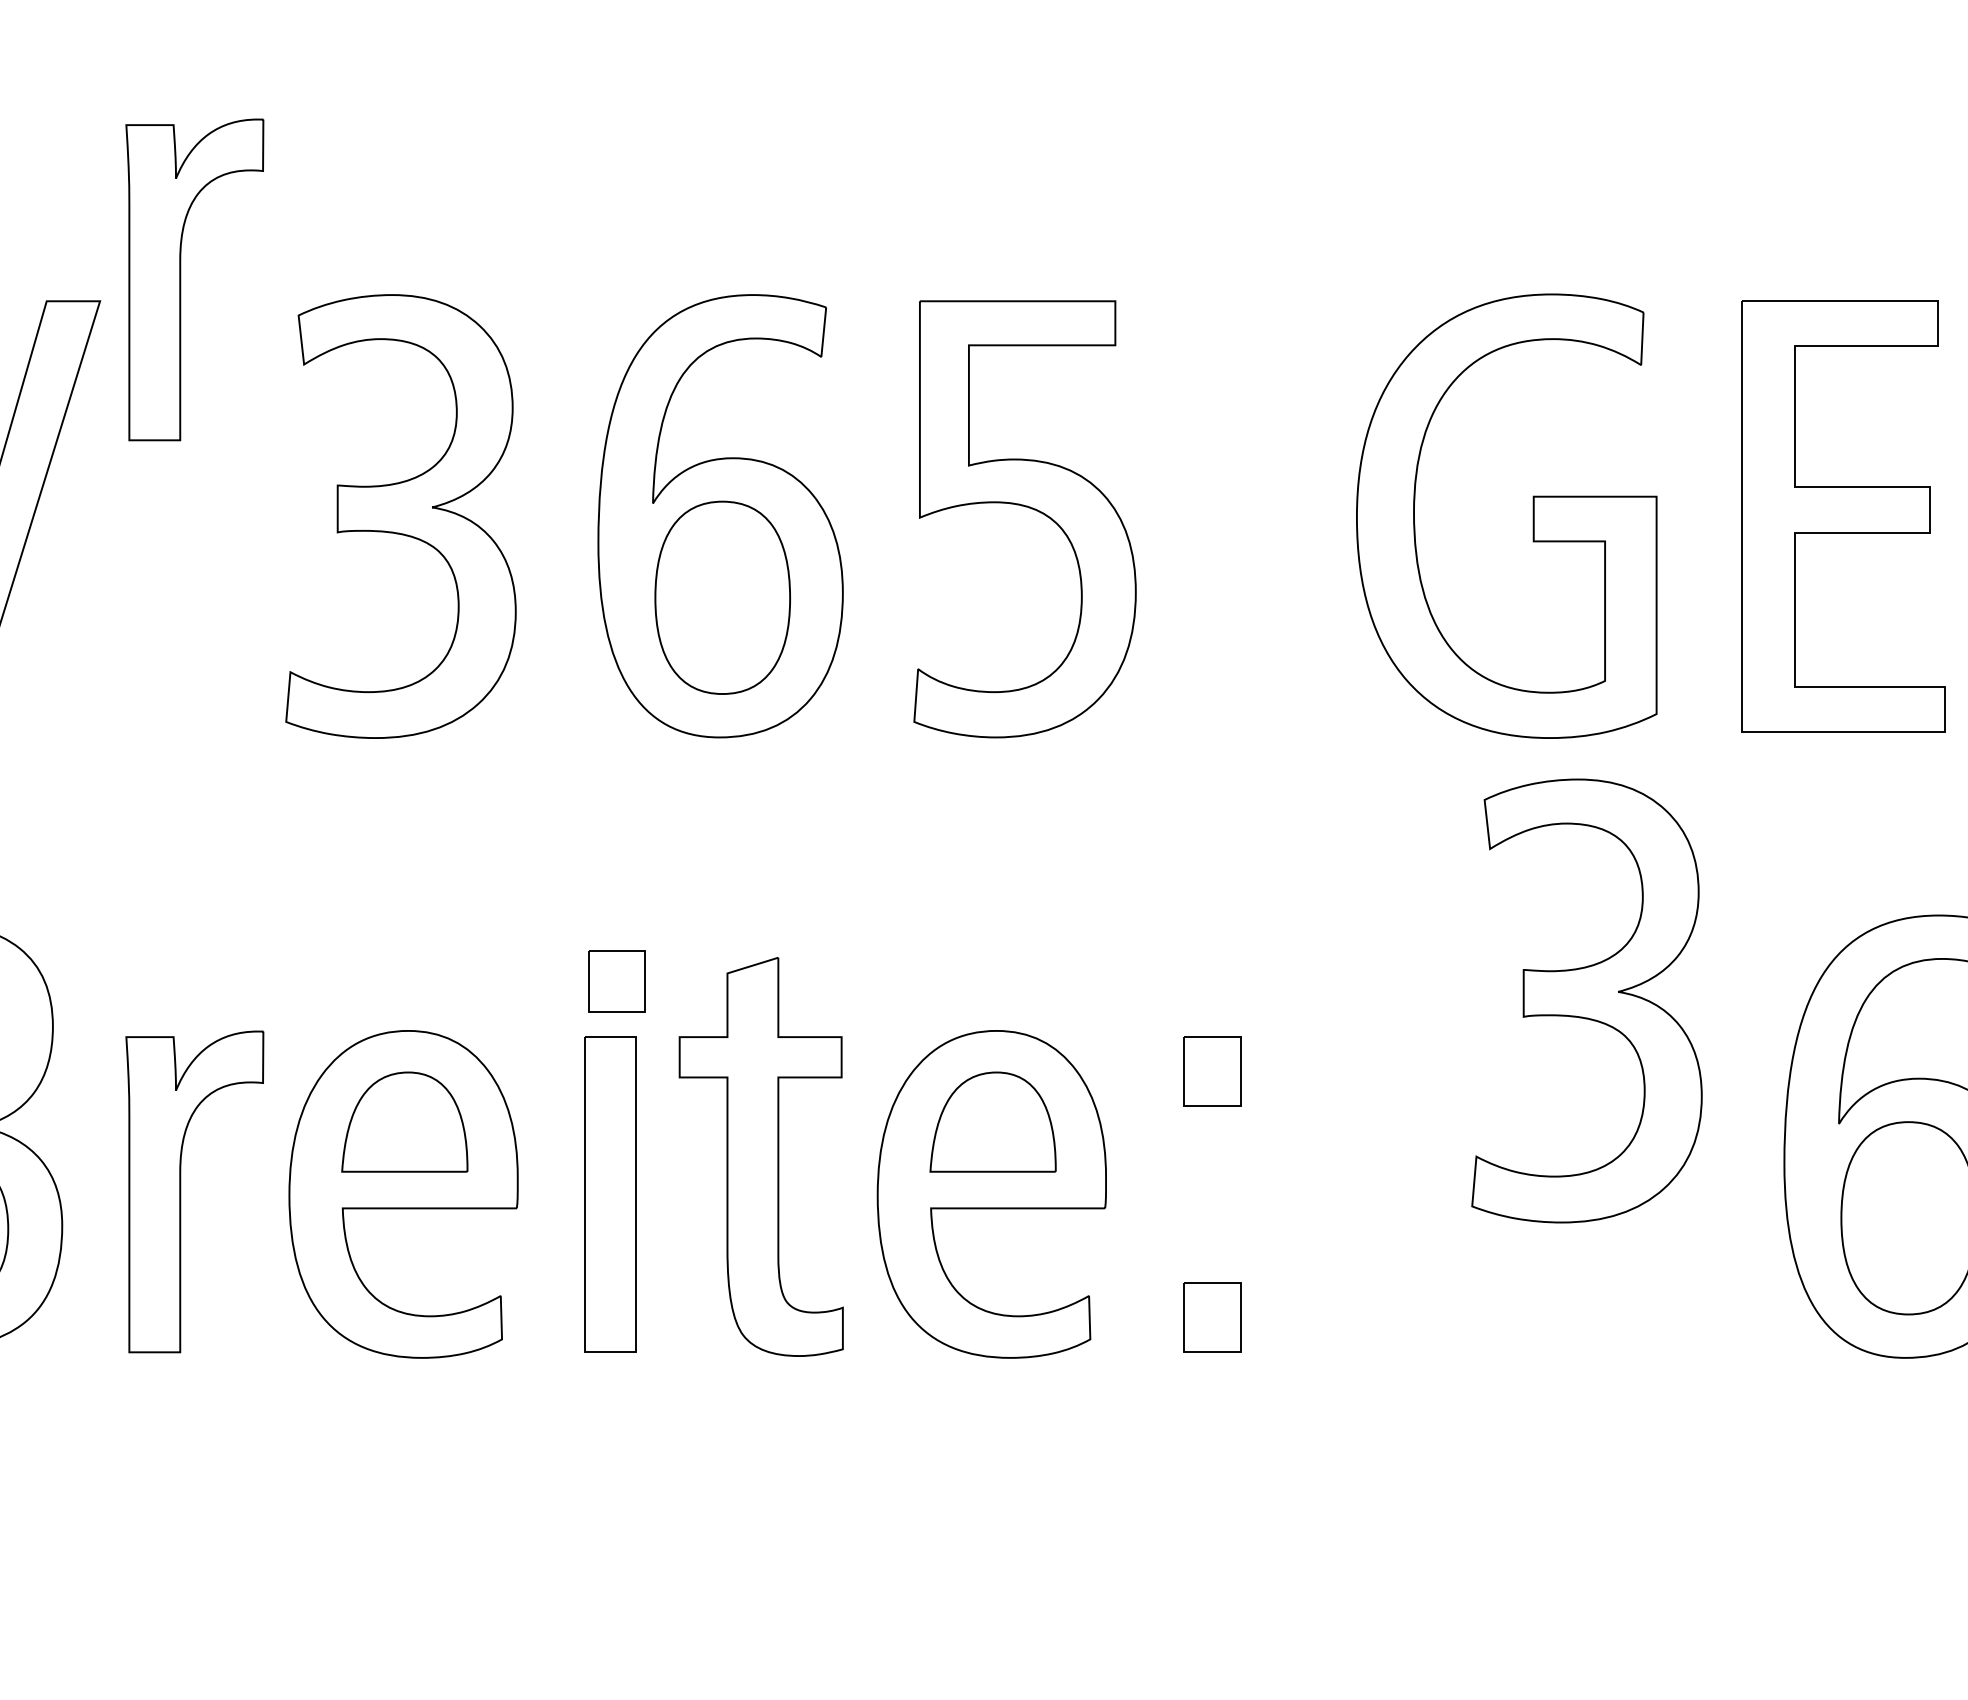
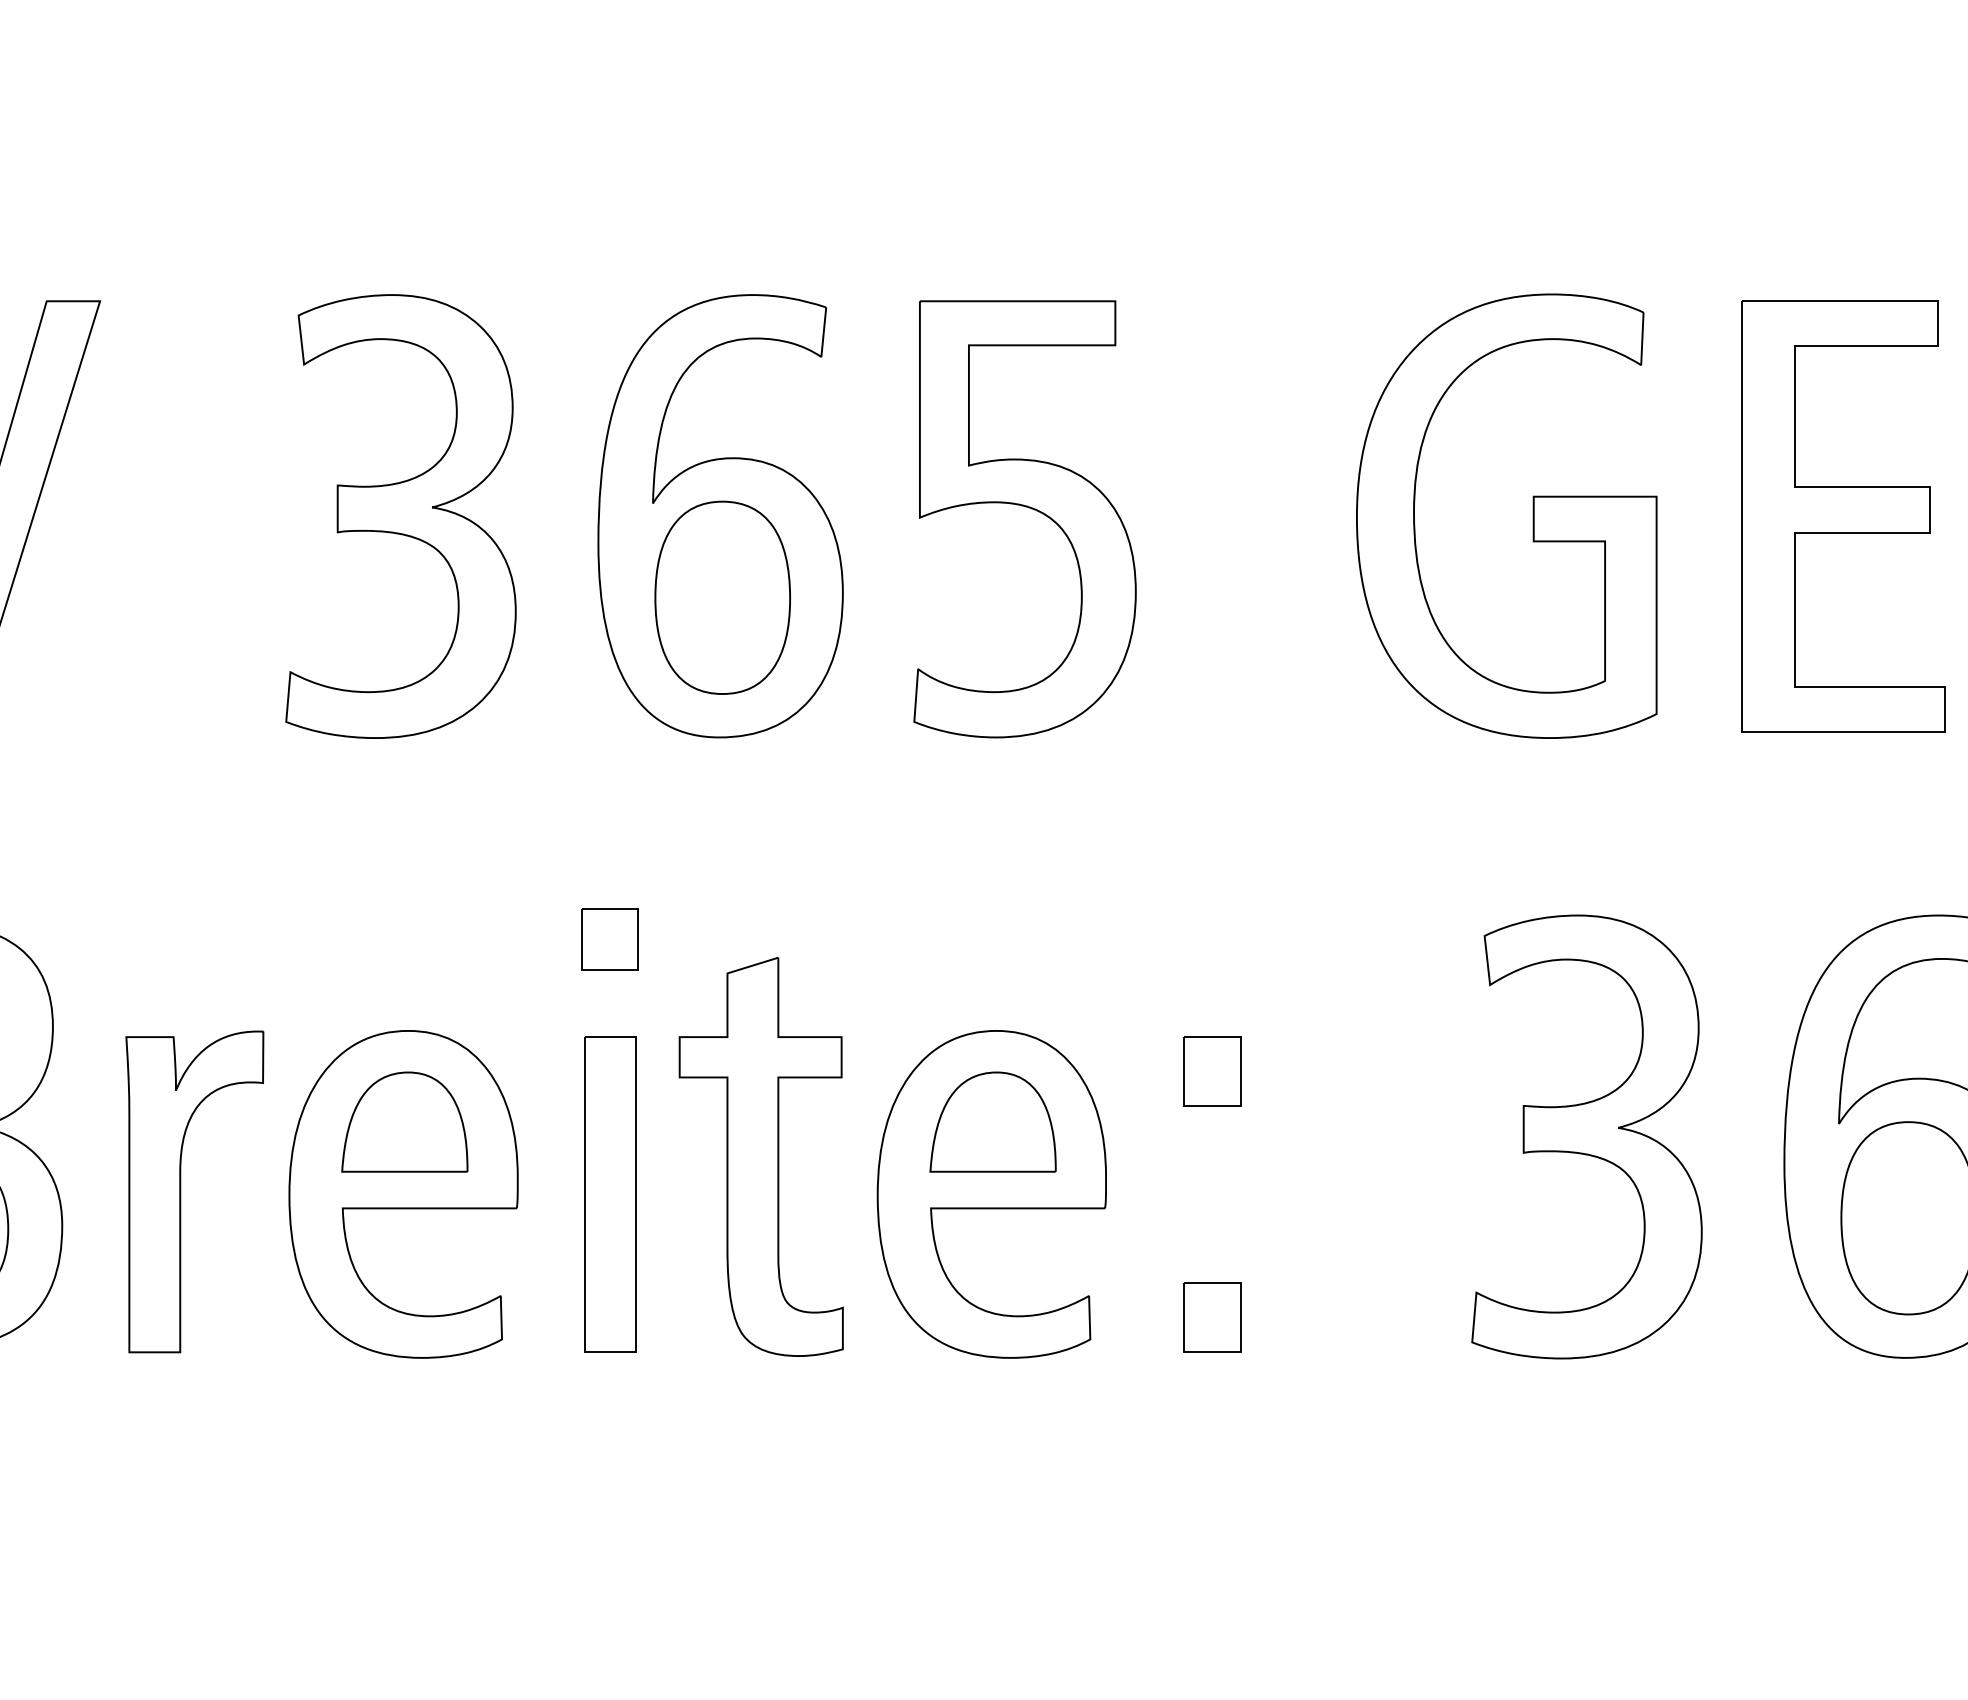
part: present -> none (181, 279)
part position: (616, 981) -> (609, 939) (609, 939)
part position: (1586, 1000) -> (1586, 1136) (1586, 1136)
